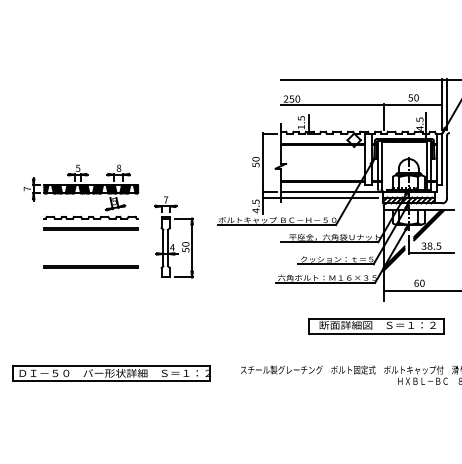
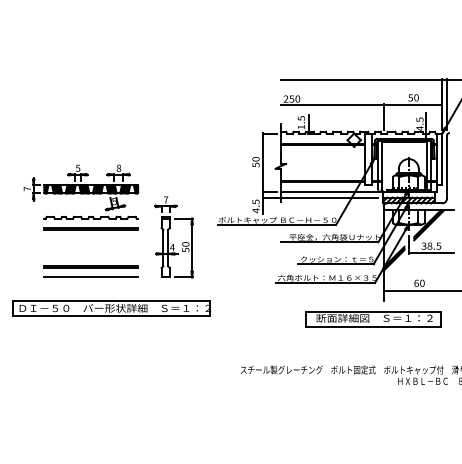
line: none -> present (91, 277)
part position: (376, 326) -> (373, 319) (373, 319)
part position: (111, 373) -> (111, 308) (111, 308)
